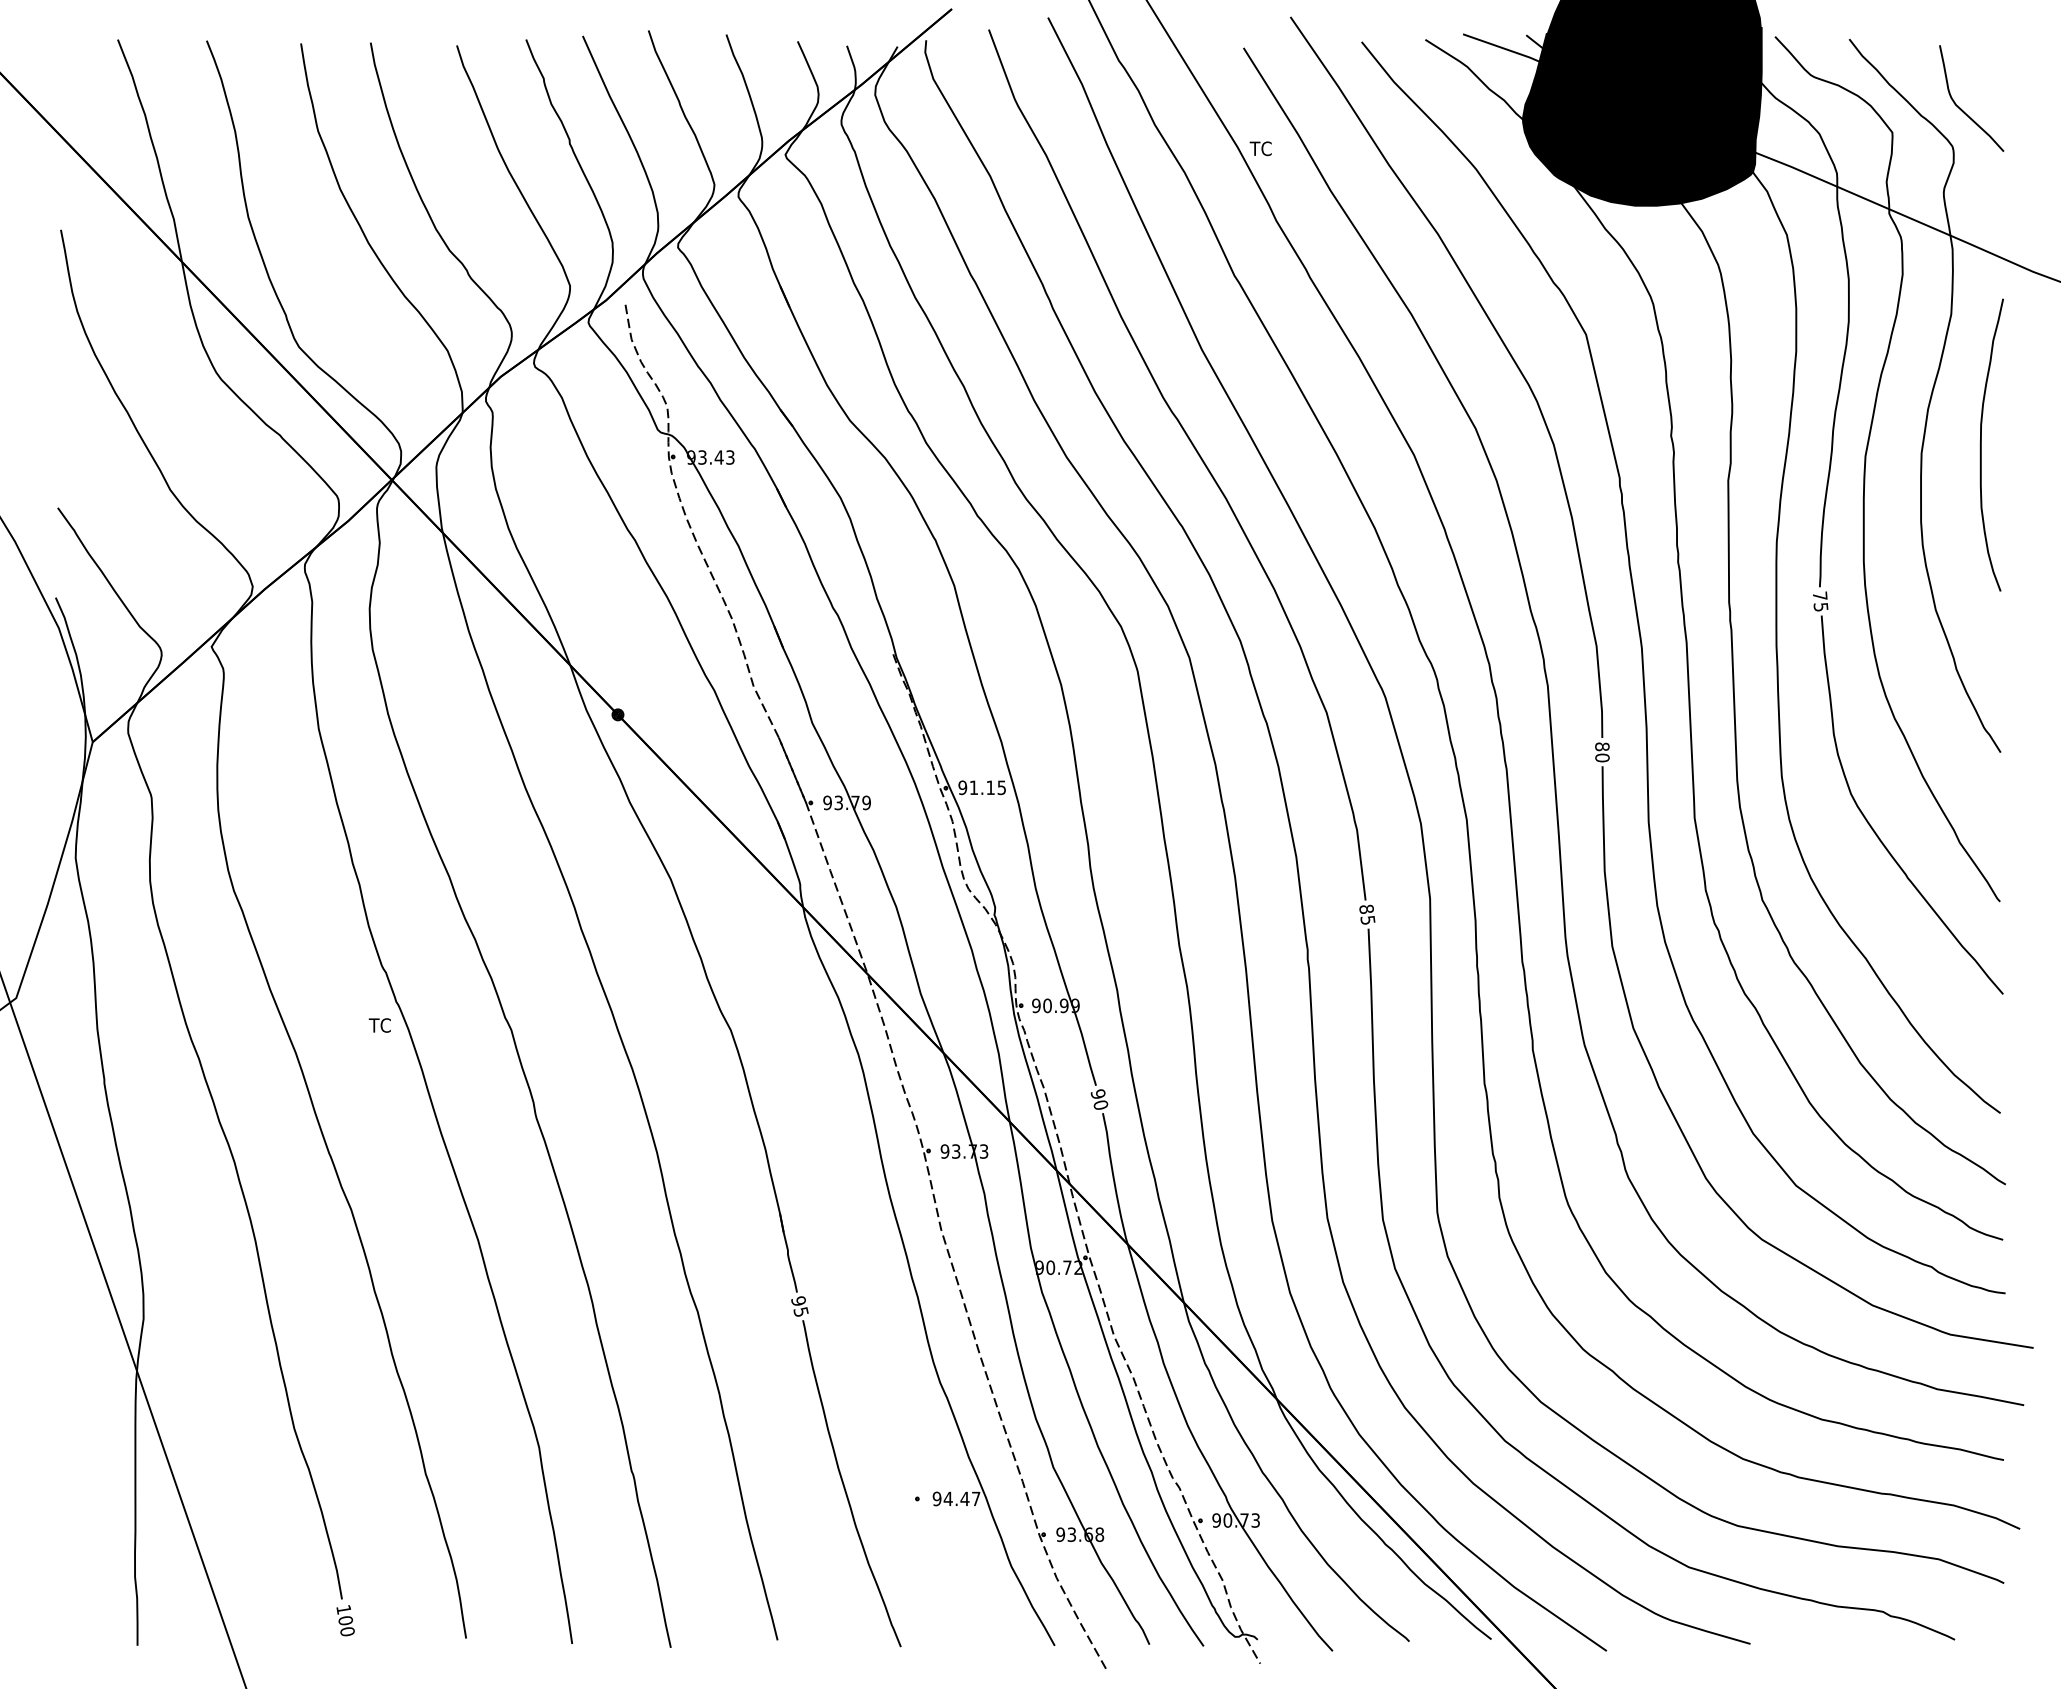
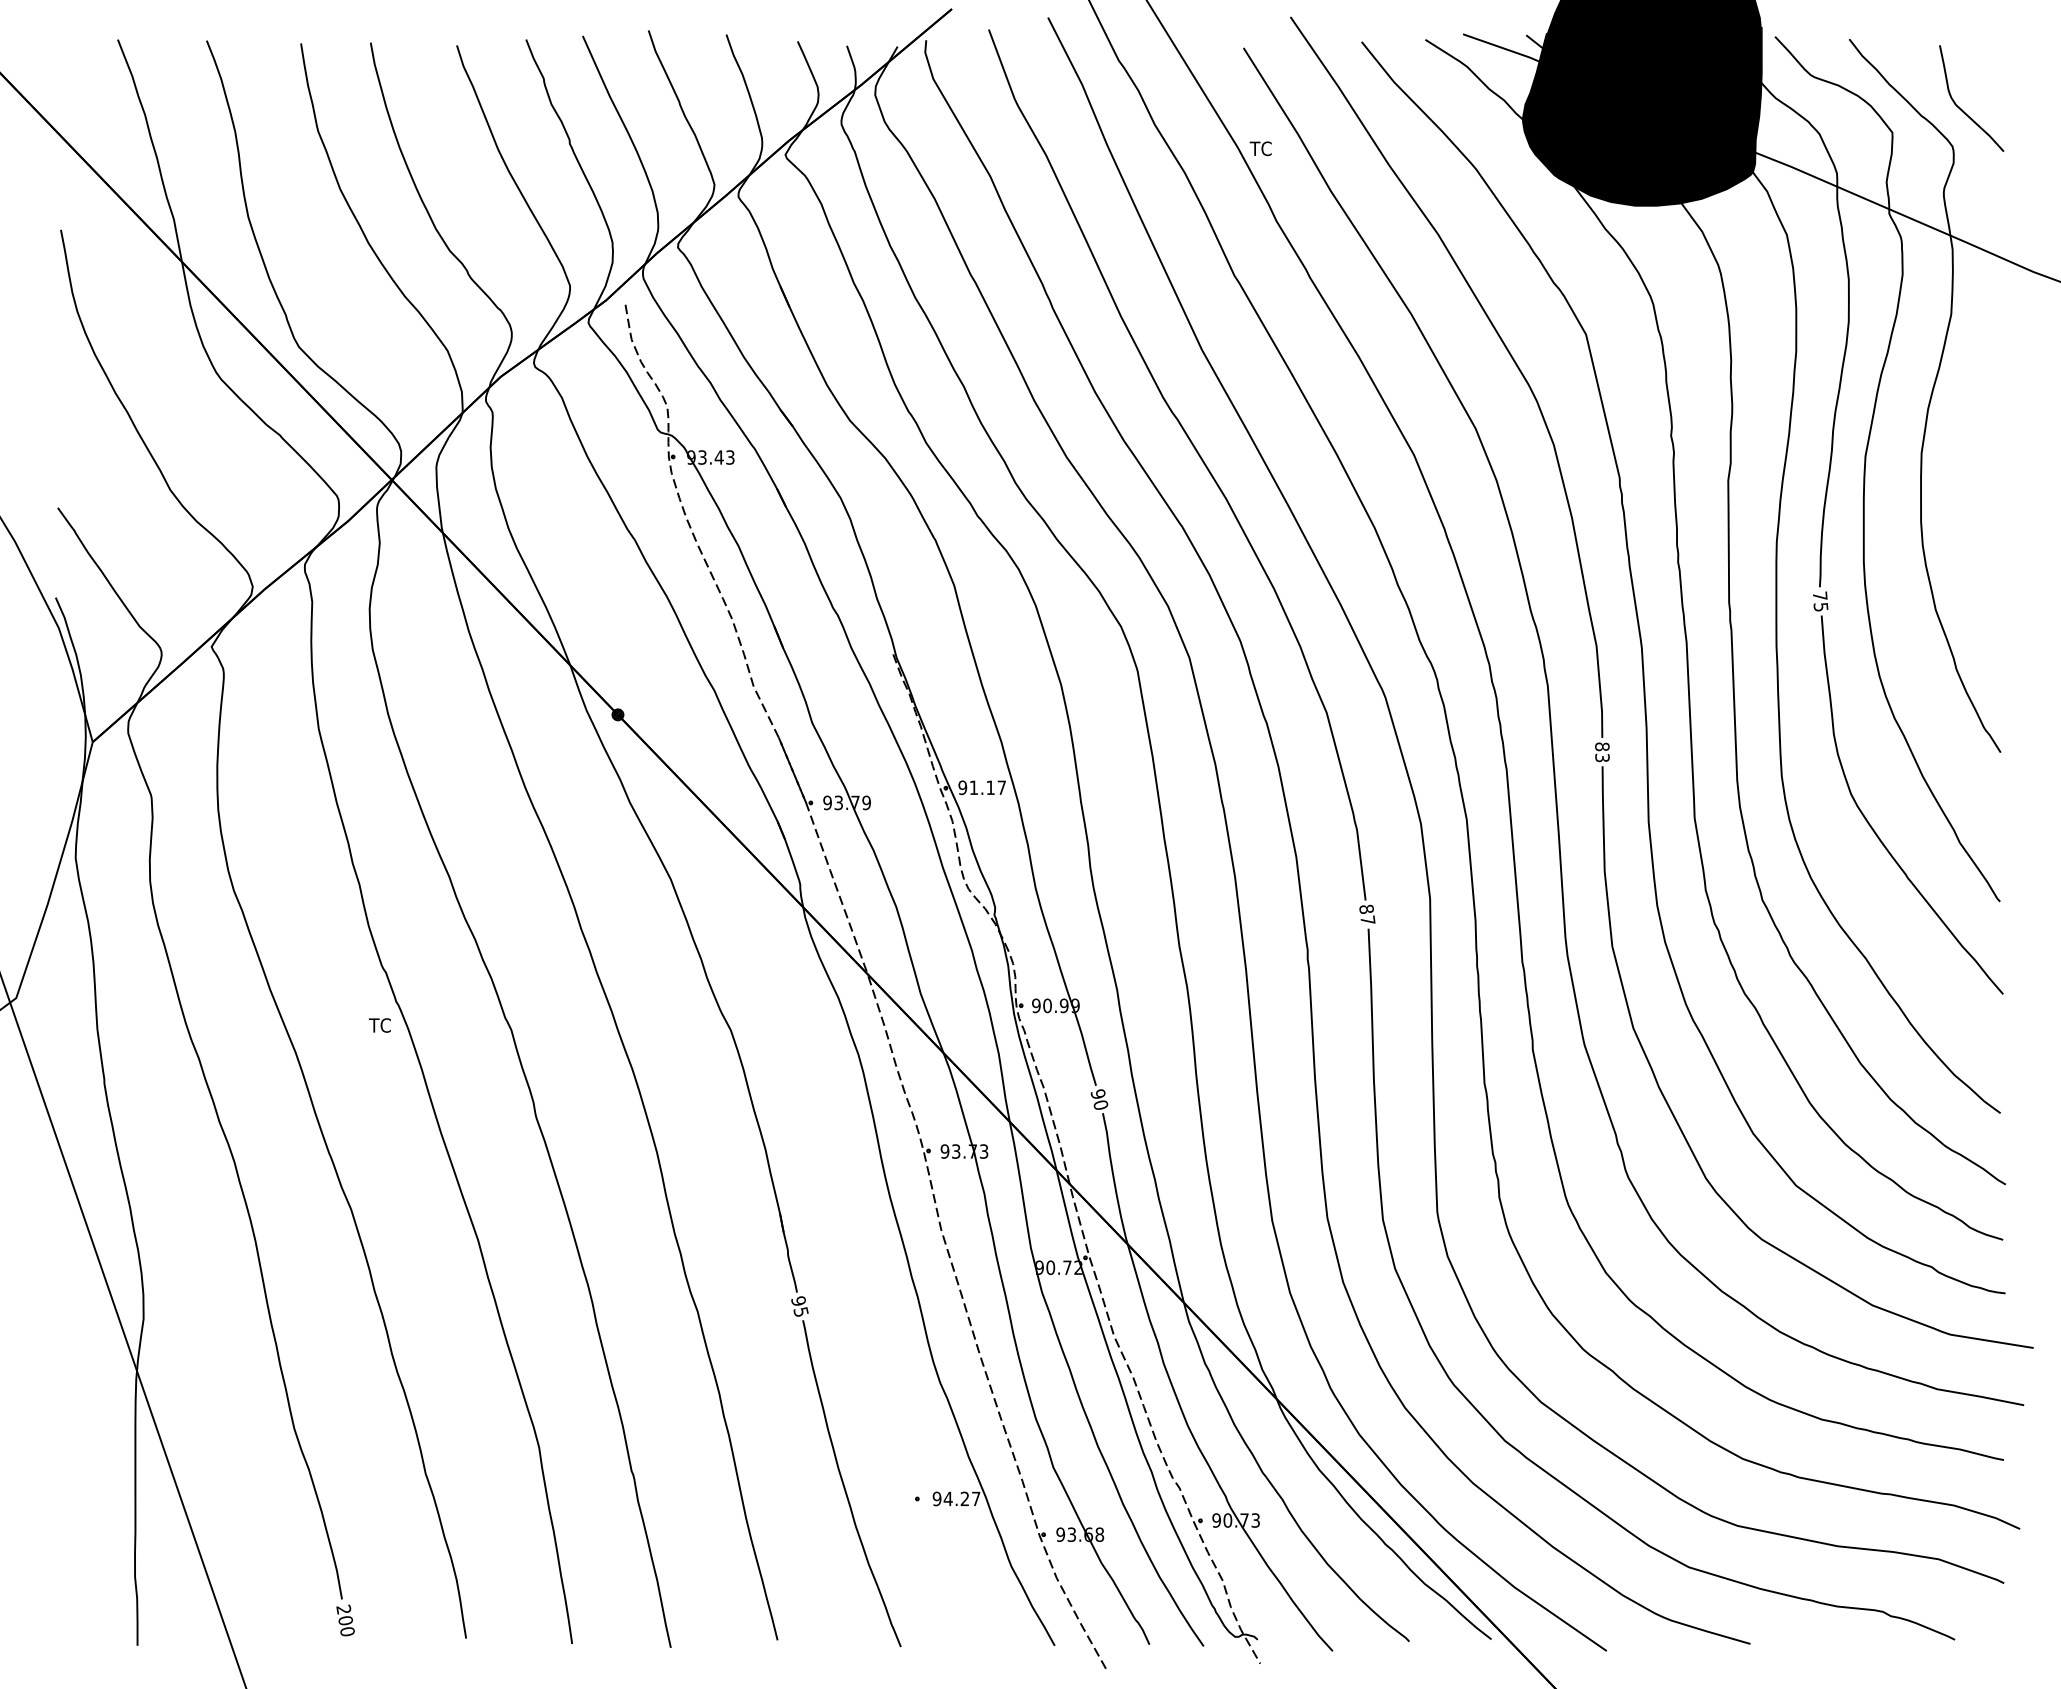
curve: present -> none (1981, 444)
text: 80 -> 83 (1602, 757)
text: 91.15 -> 91.17 (1001, 787)
text: 85 -> 87 (1367, 919)
text: 94.47 -> 94.27 (964, 1498)
text: 100 -> 200 (343, 1609)
